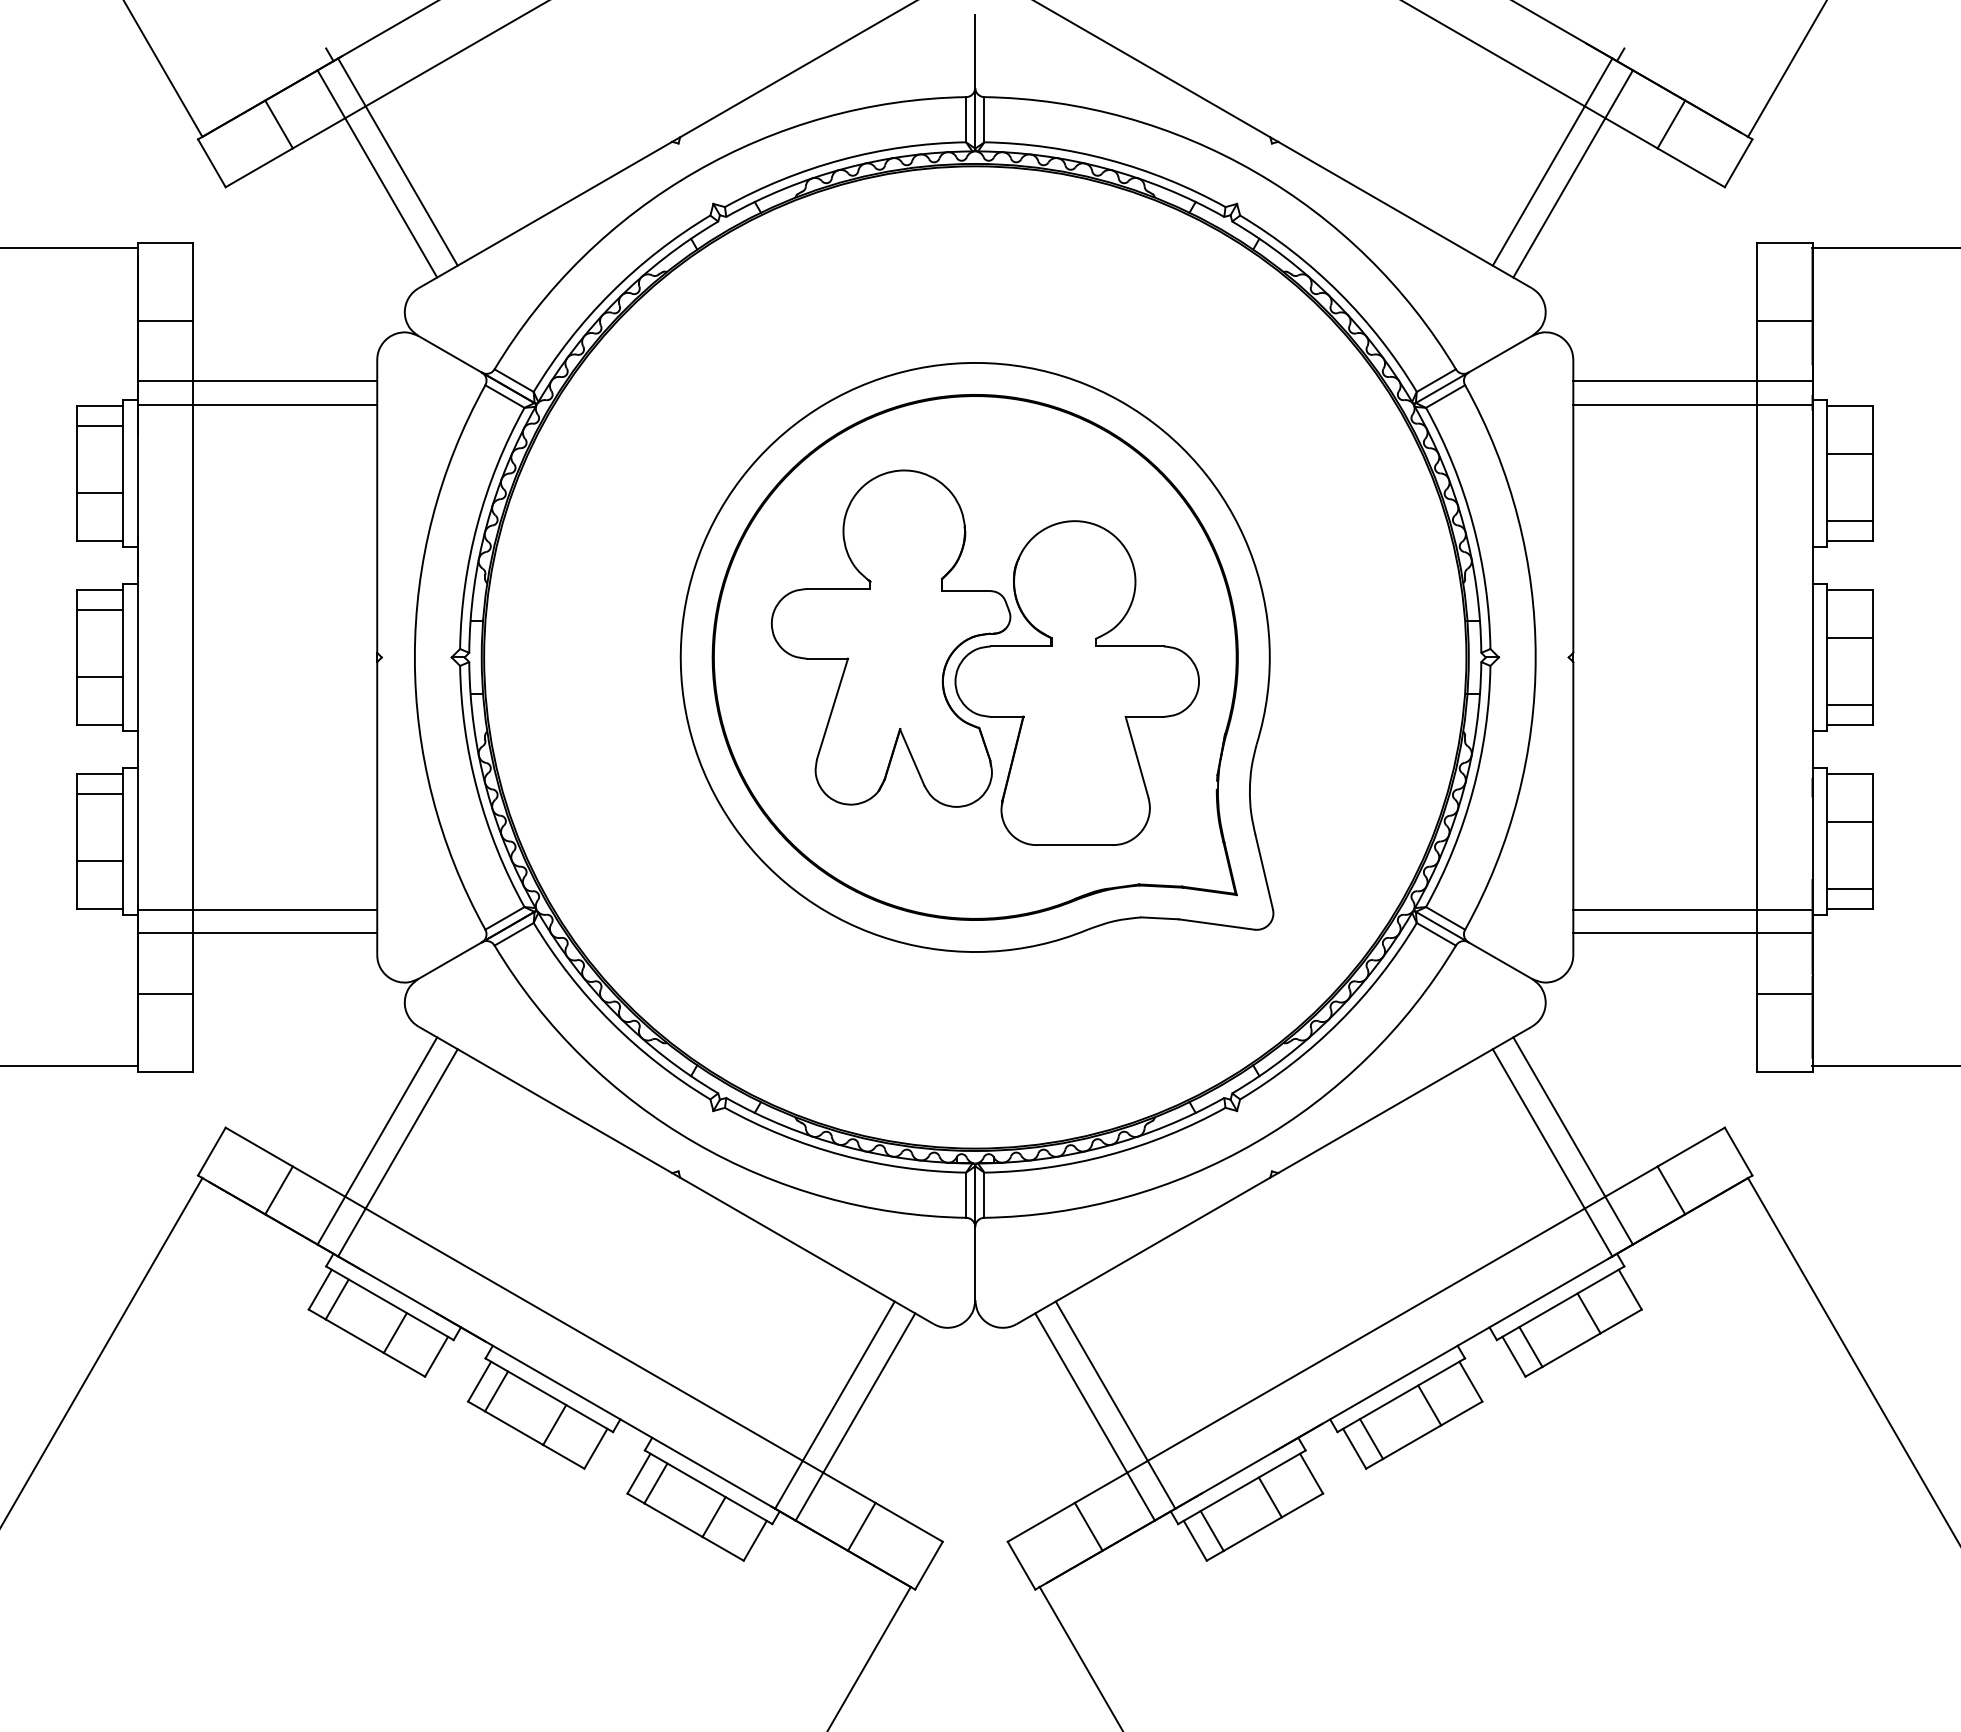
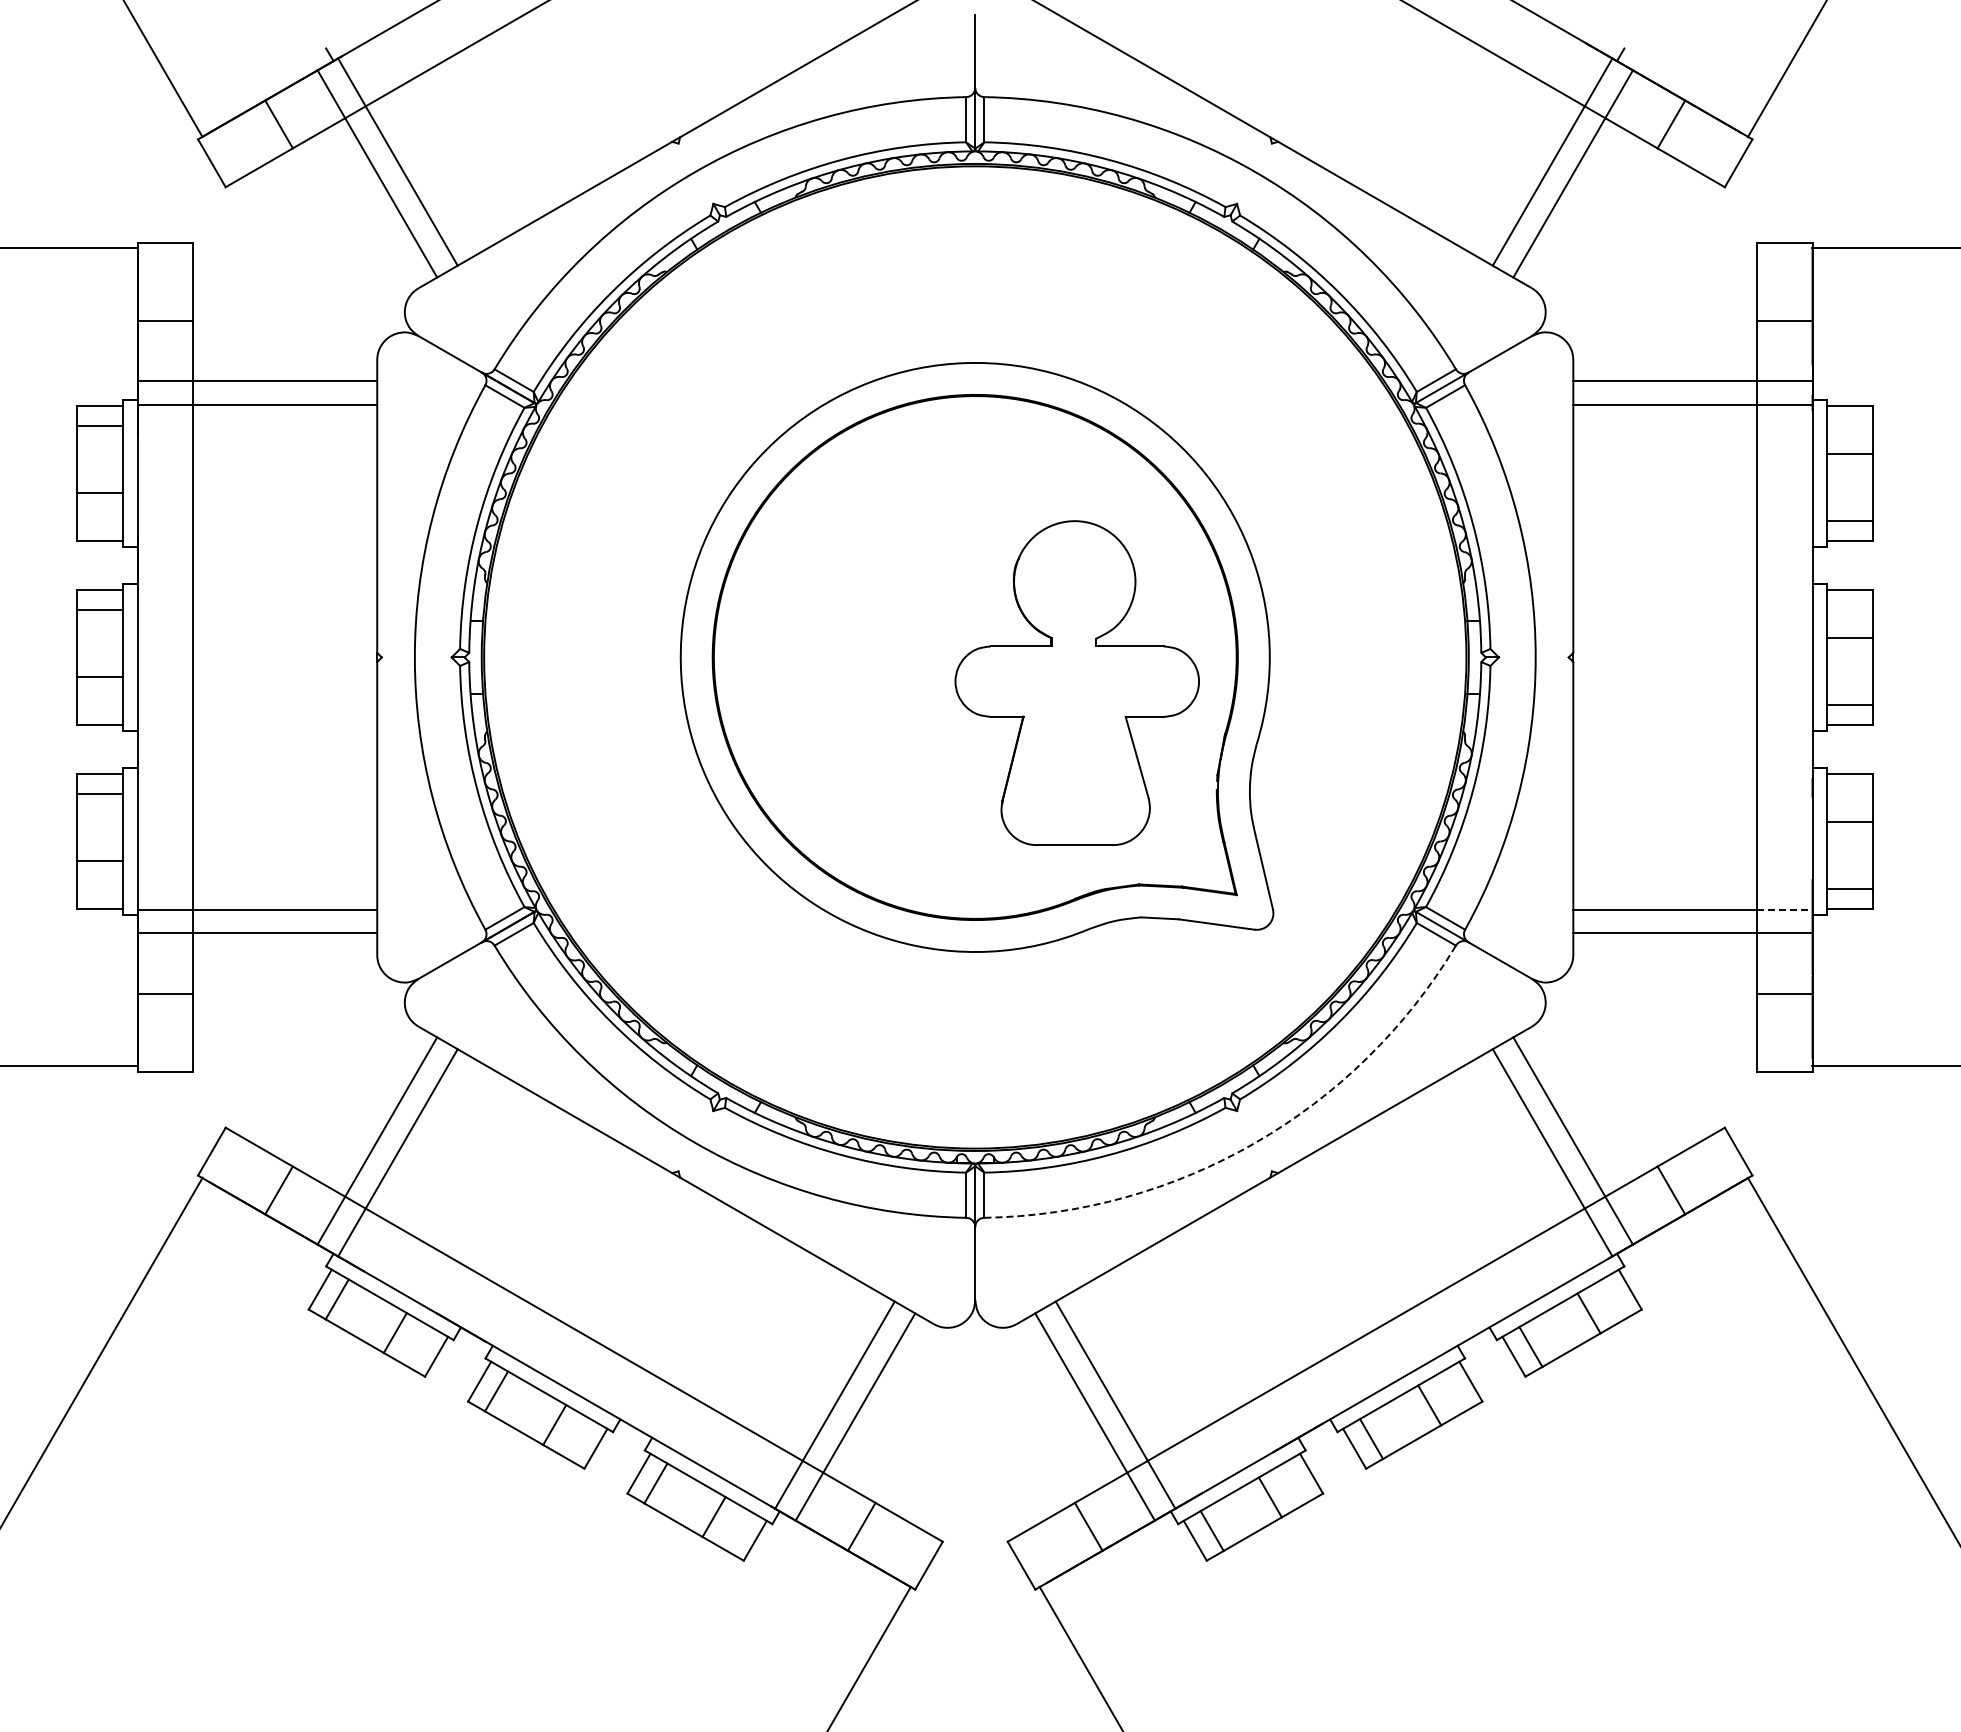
part: present -> none (890, 638)
line: solid -> dashed (1784, 909)
arc: solid -> dashed (1255, 1142)
